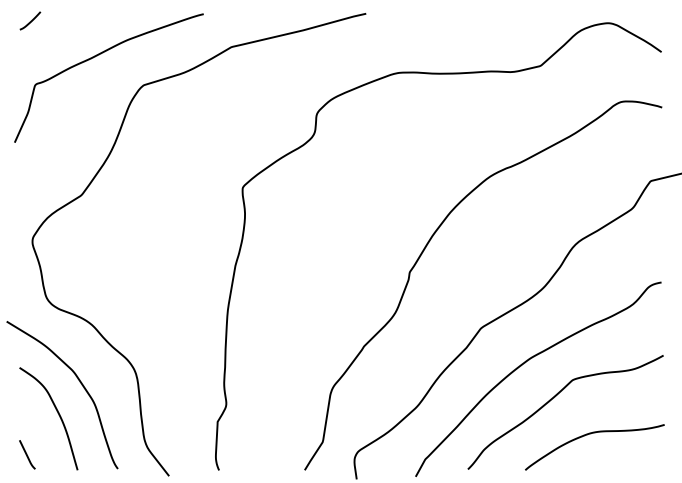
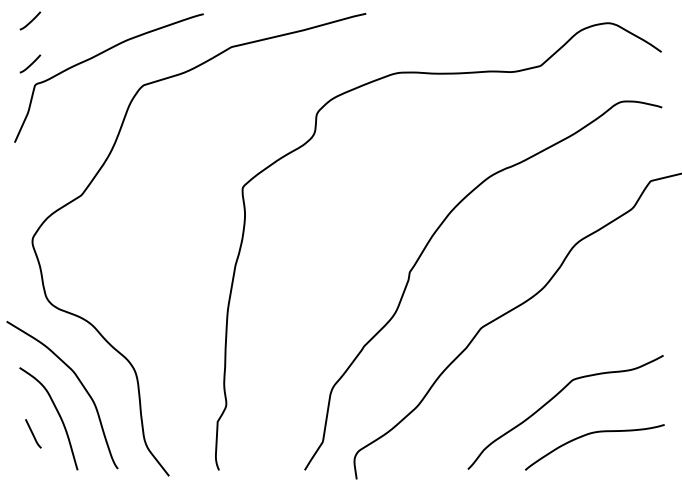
line: none -> present (30, 63)
curve: present -> none (525, 363)
curve position: (27, 454) -> (33, 433) (33, 433)
